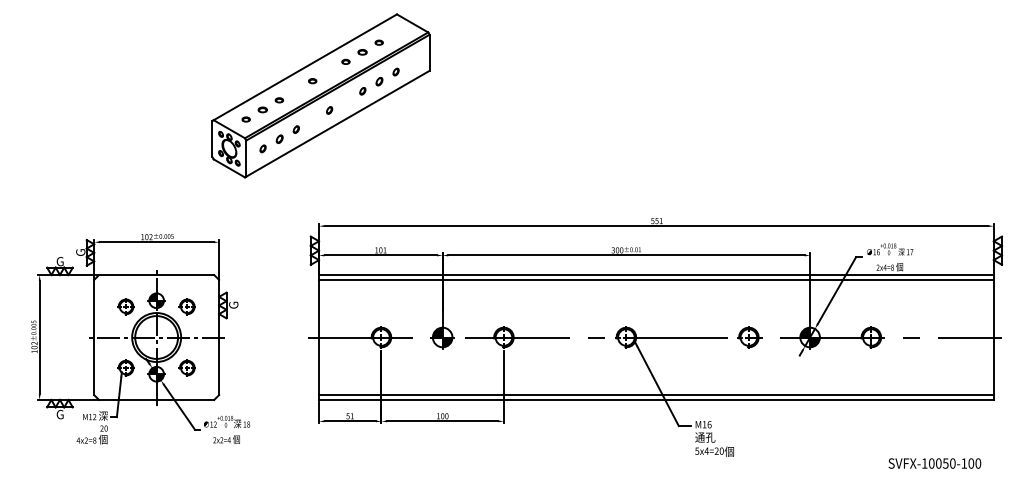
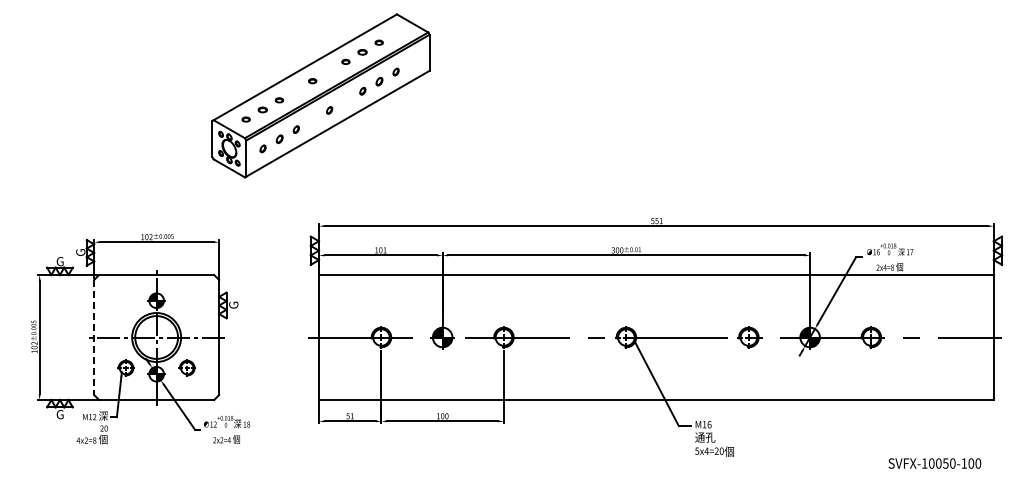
line: present -> none (655, 279)
part: present -> none (125, 306)
part: present -> none (186, 306)
line: solid -> dashed (94, 337)
line: present -> none (655, 395)
